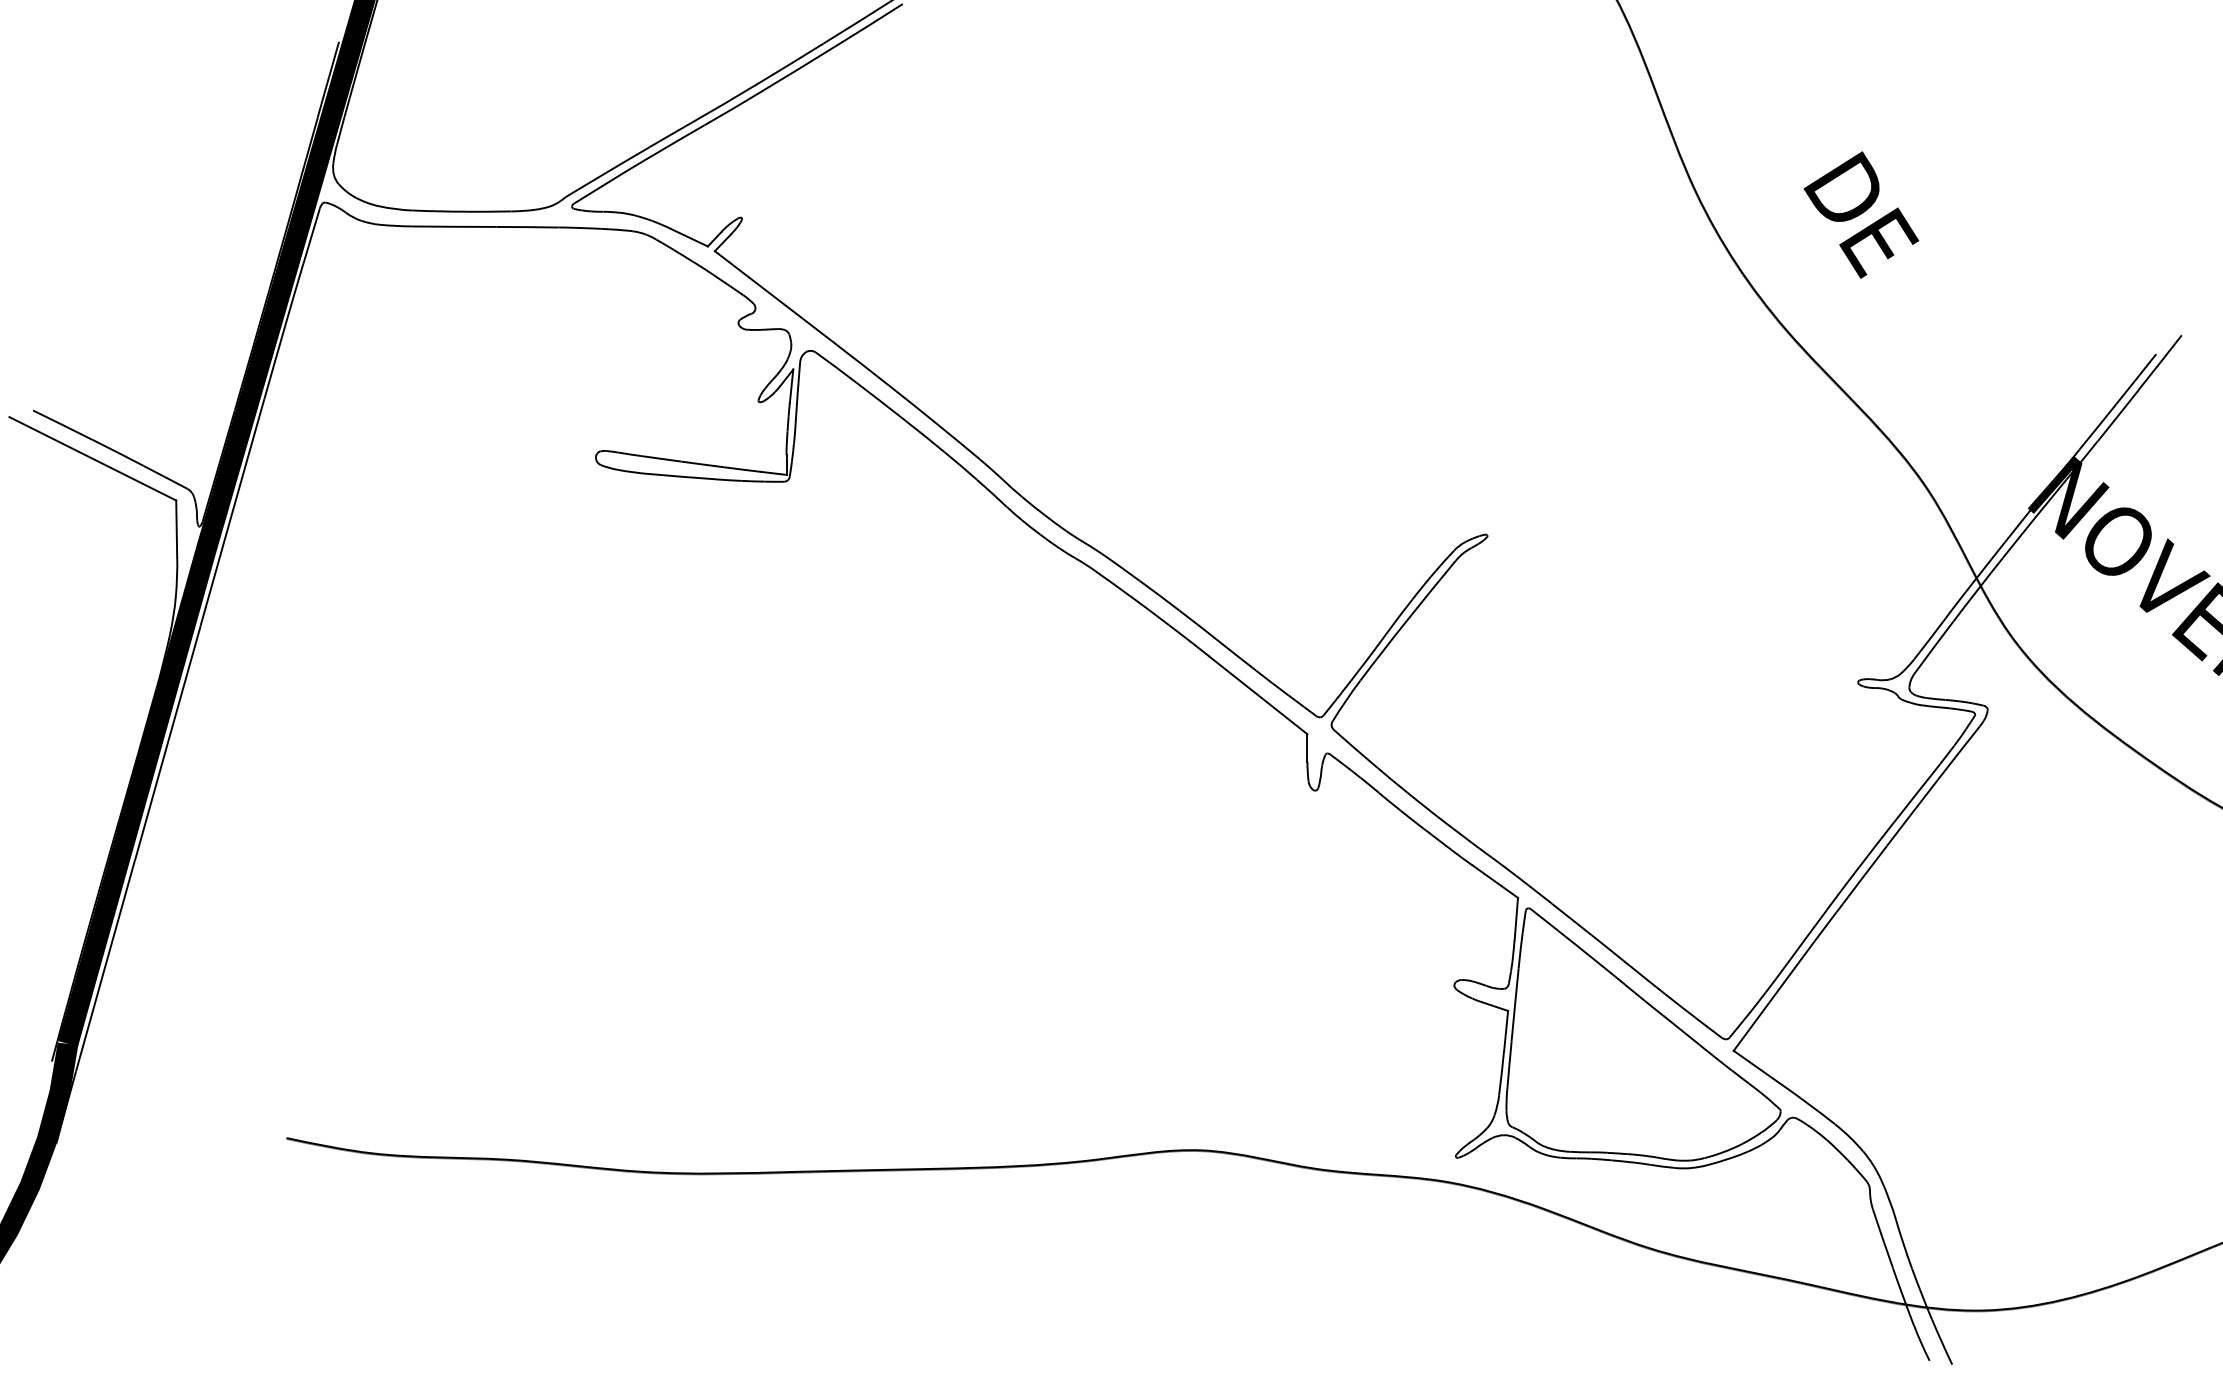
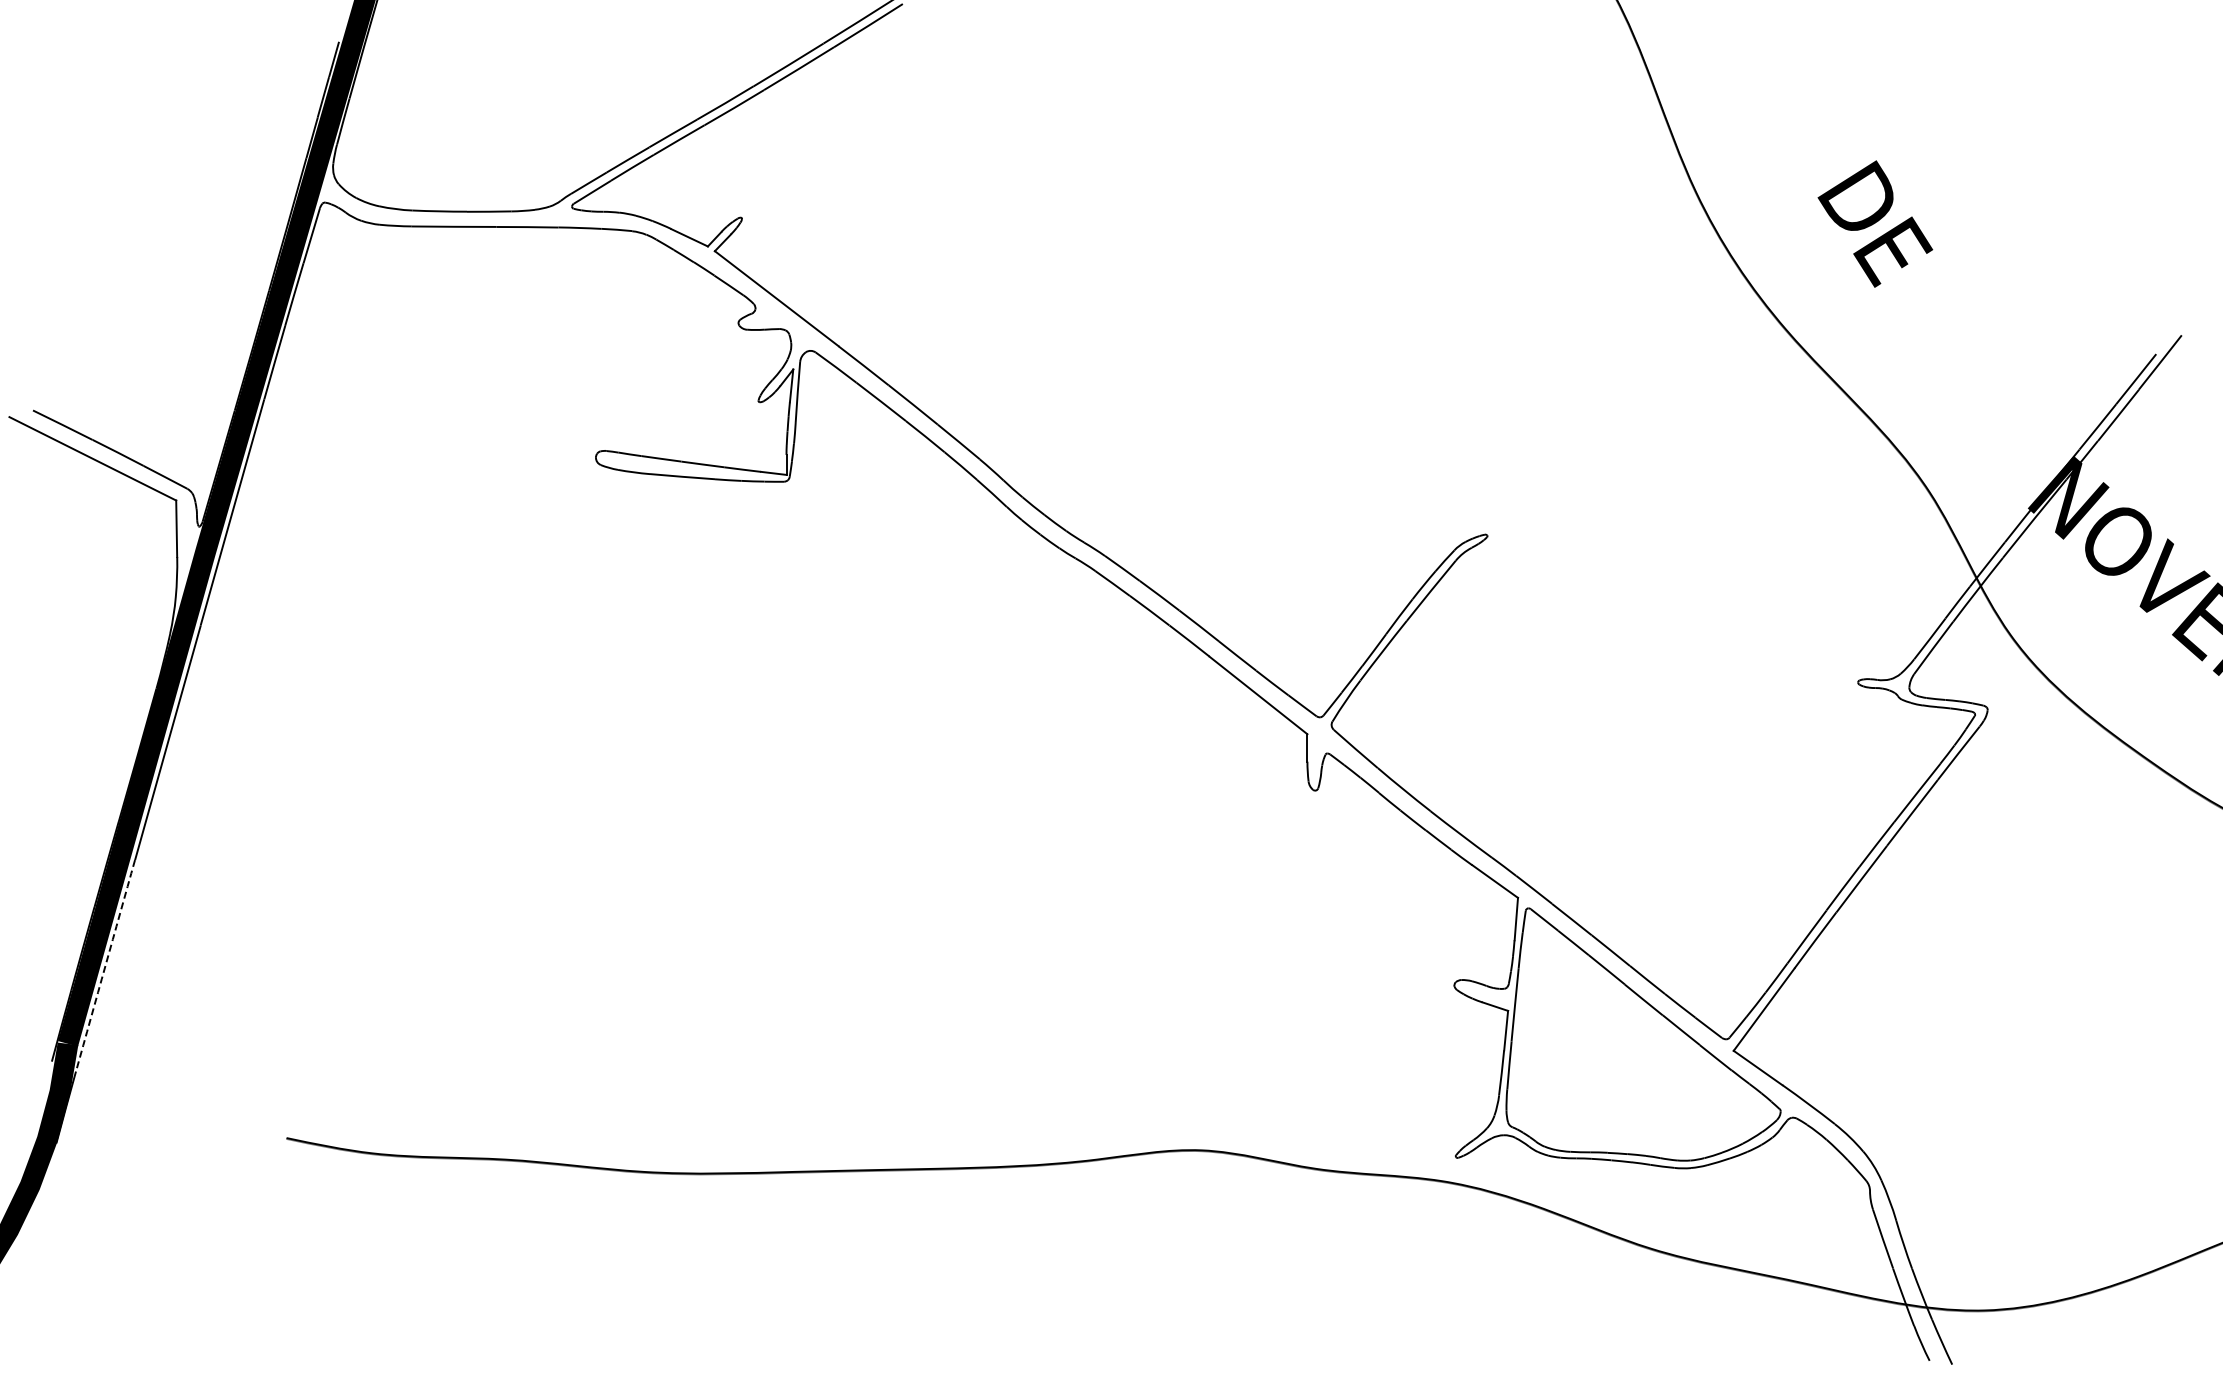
text position: (1861, 214) -> (1875, 223) (1875, 223)
arc: solid -> dashed (105, 965)
